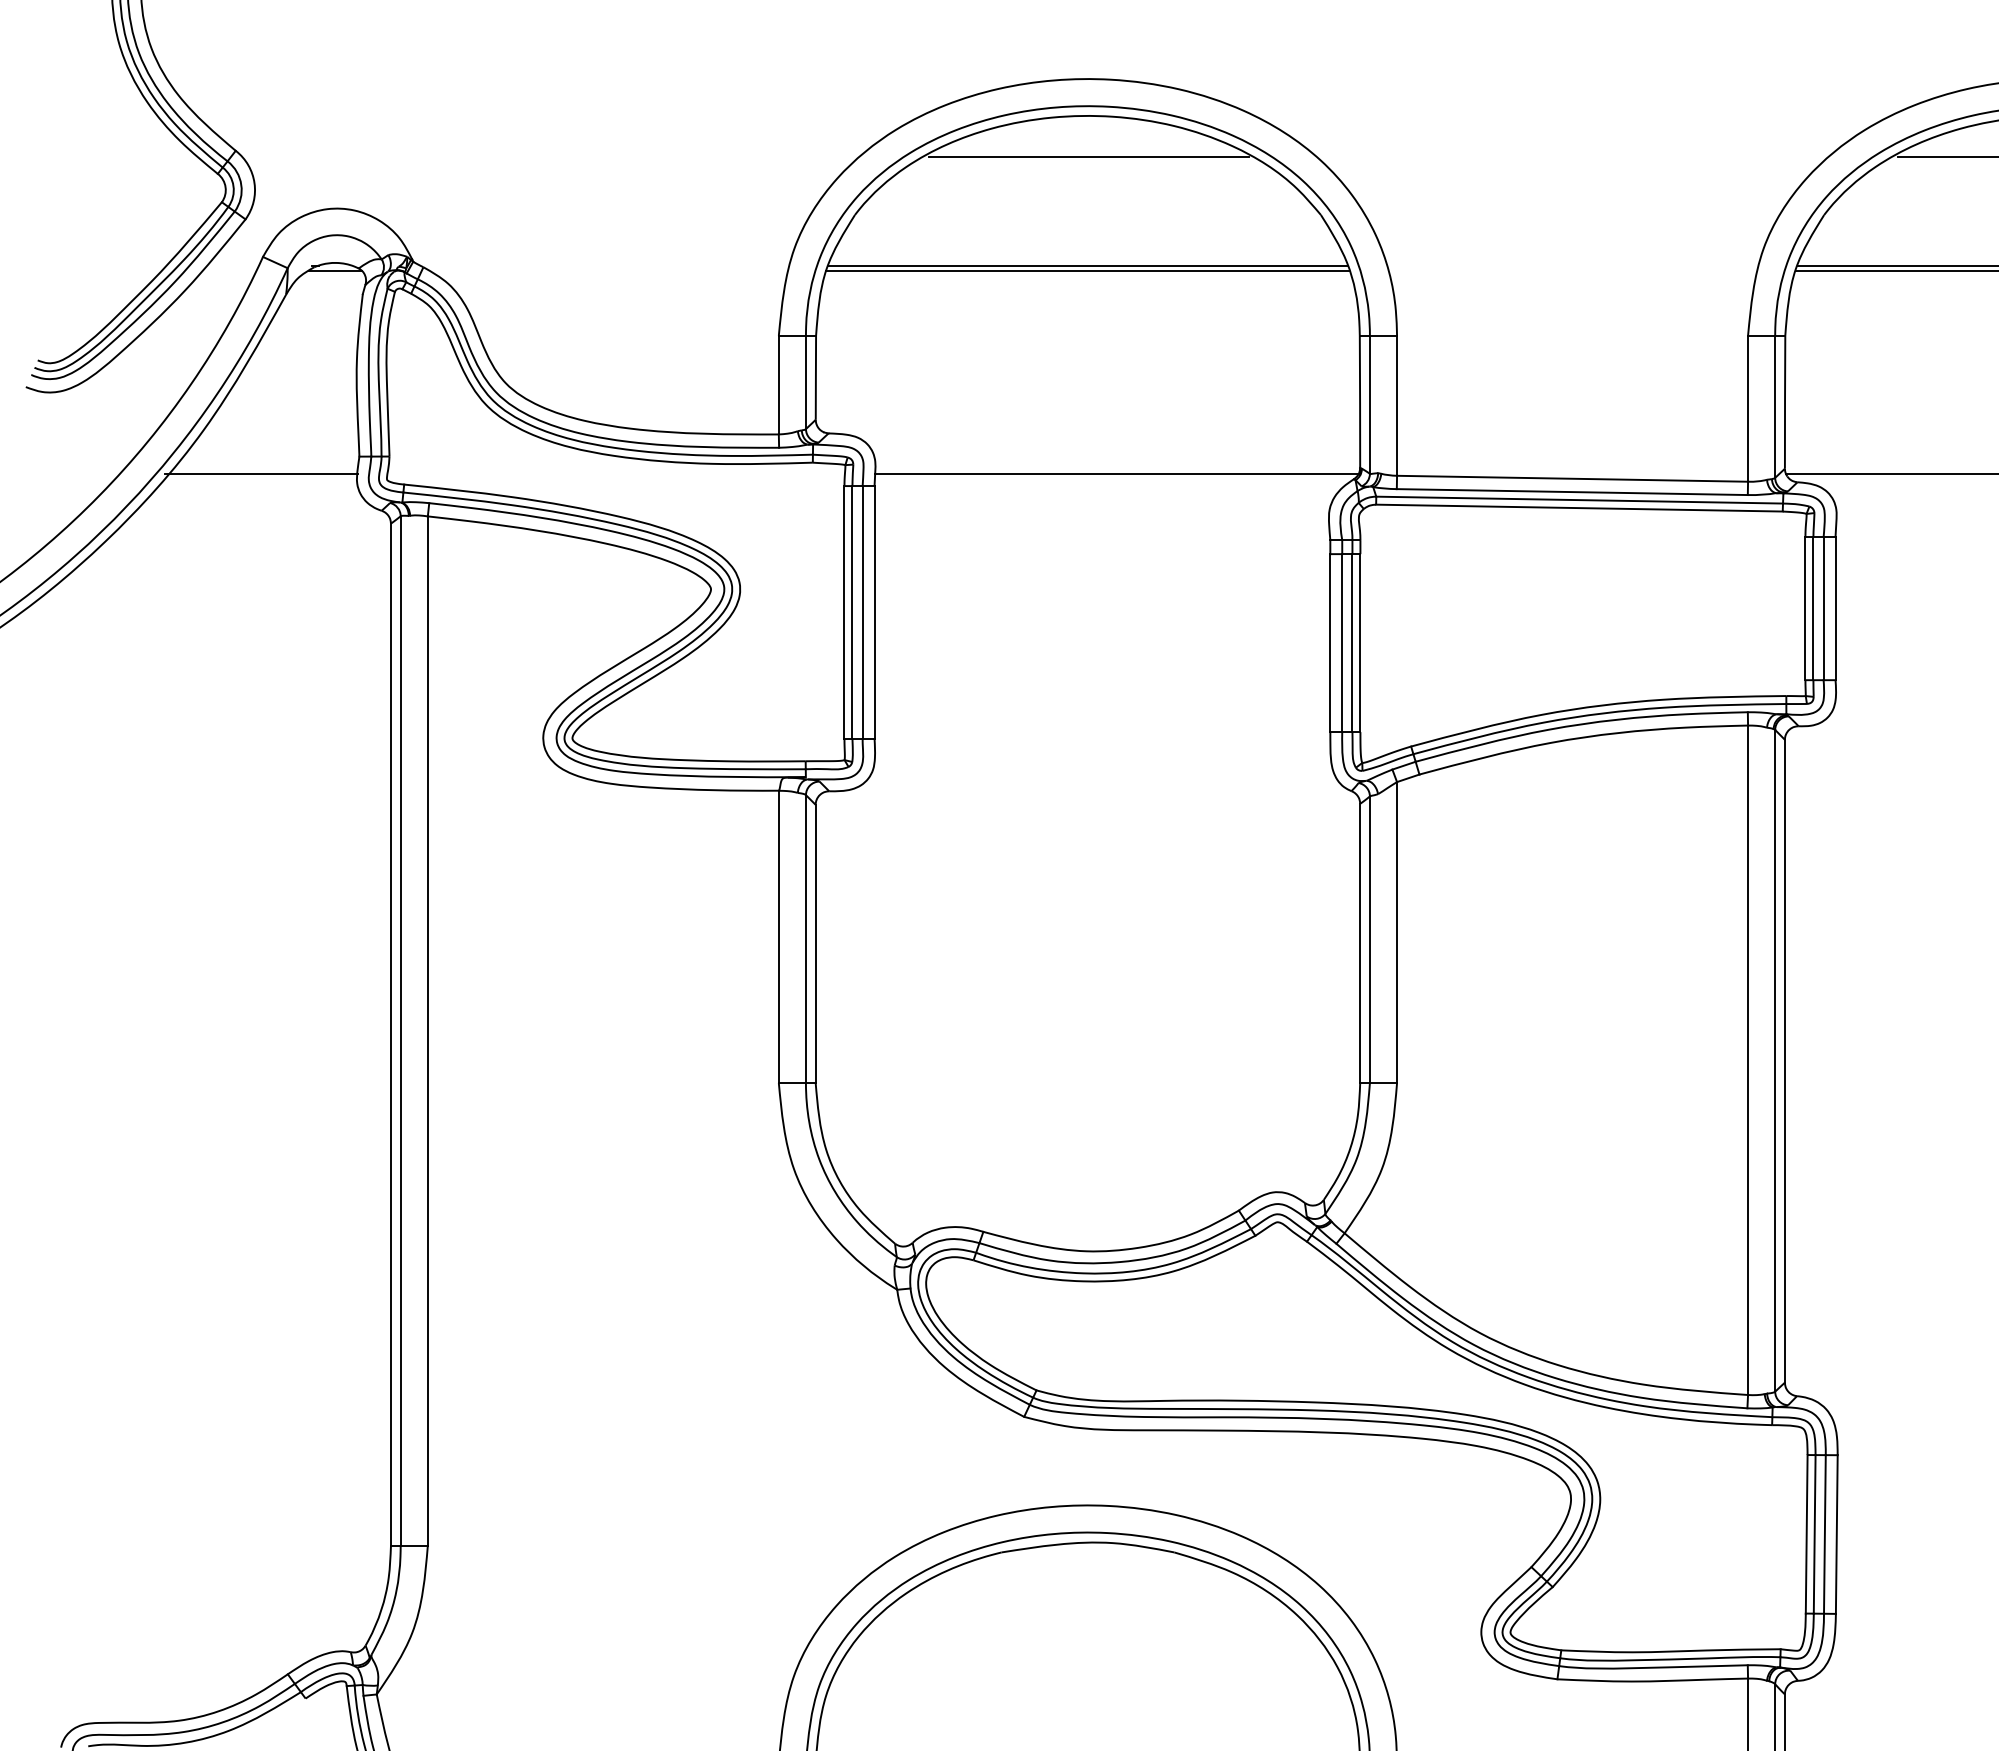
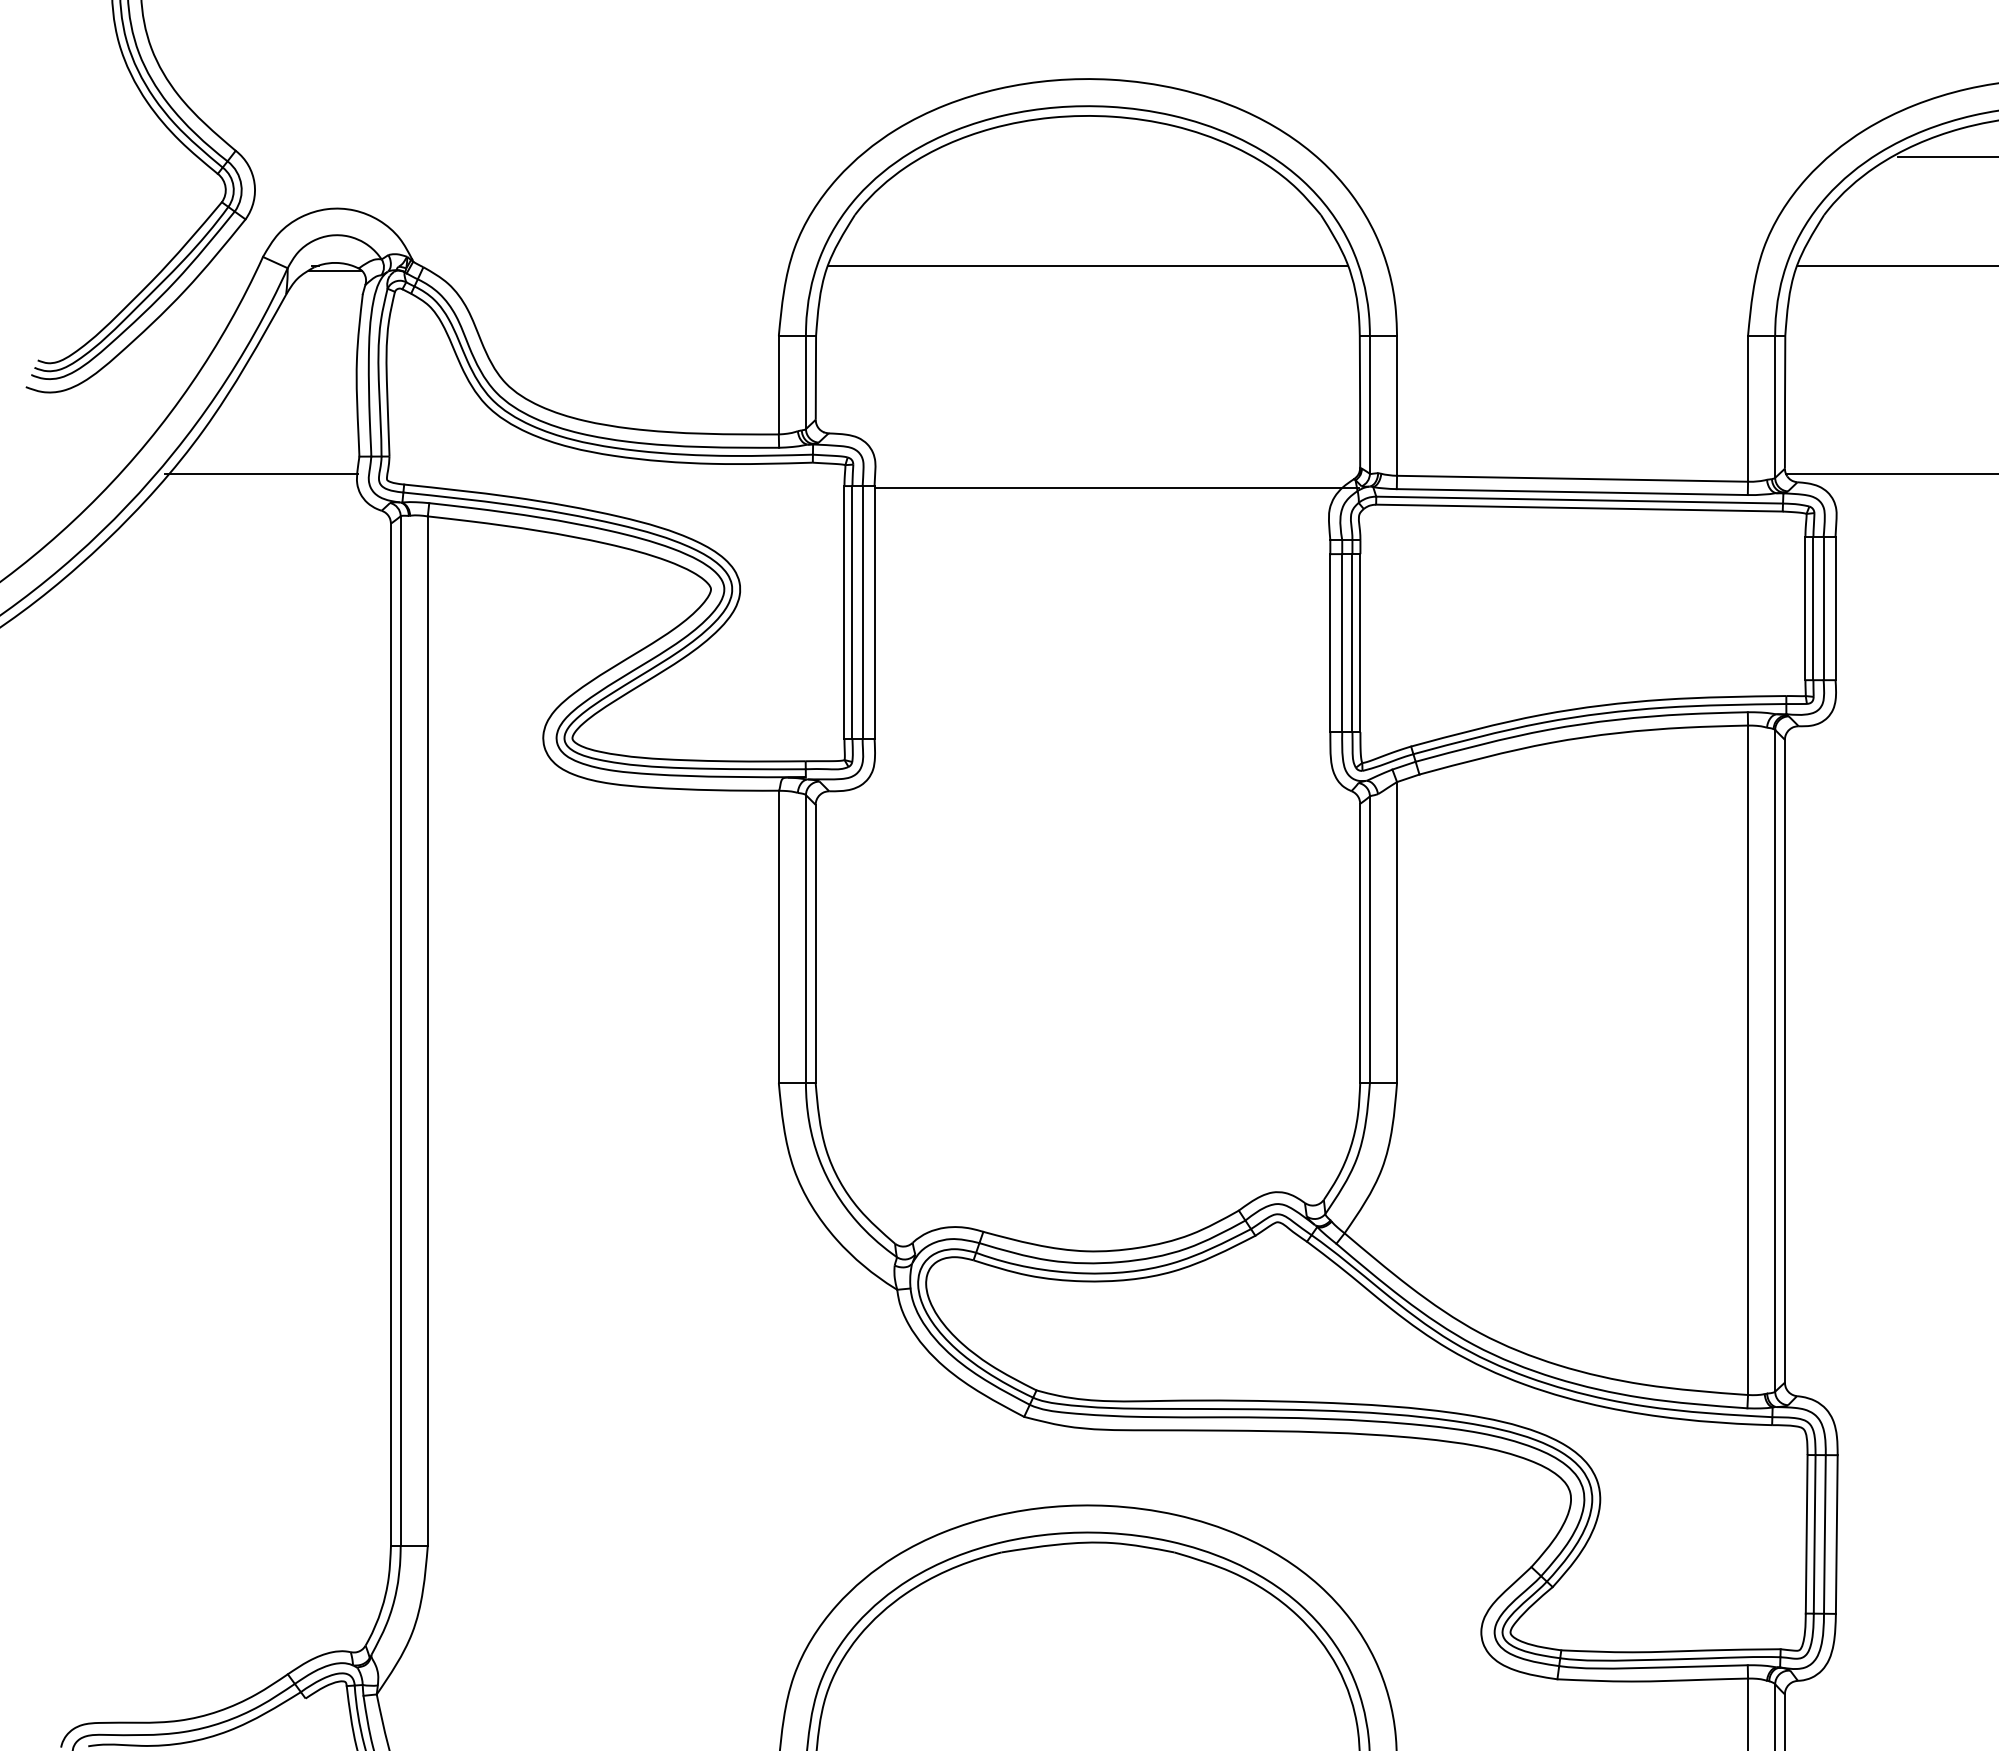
line: present -> none (1088, 156)
line: present -> none (1087, 270)
line: present -> none (1895, 270)
line position: (1116, 473) -> (1116, 487) (1116, 487)
